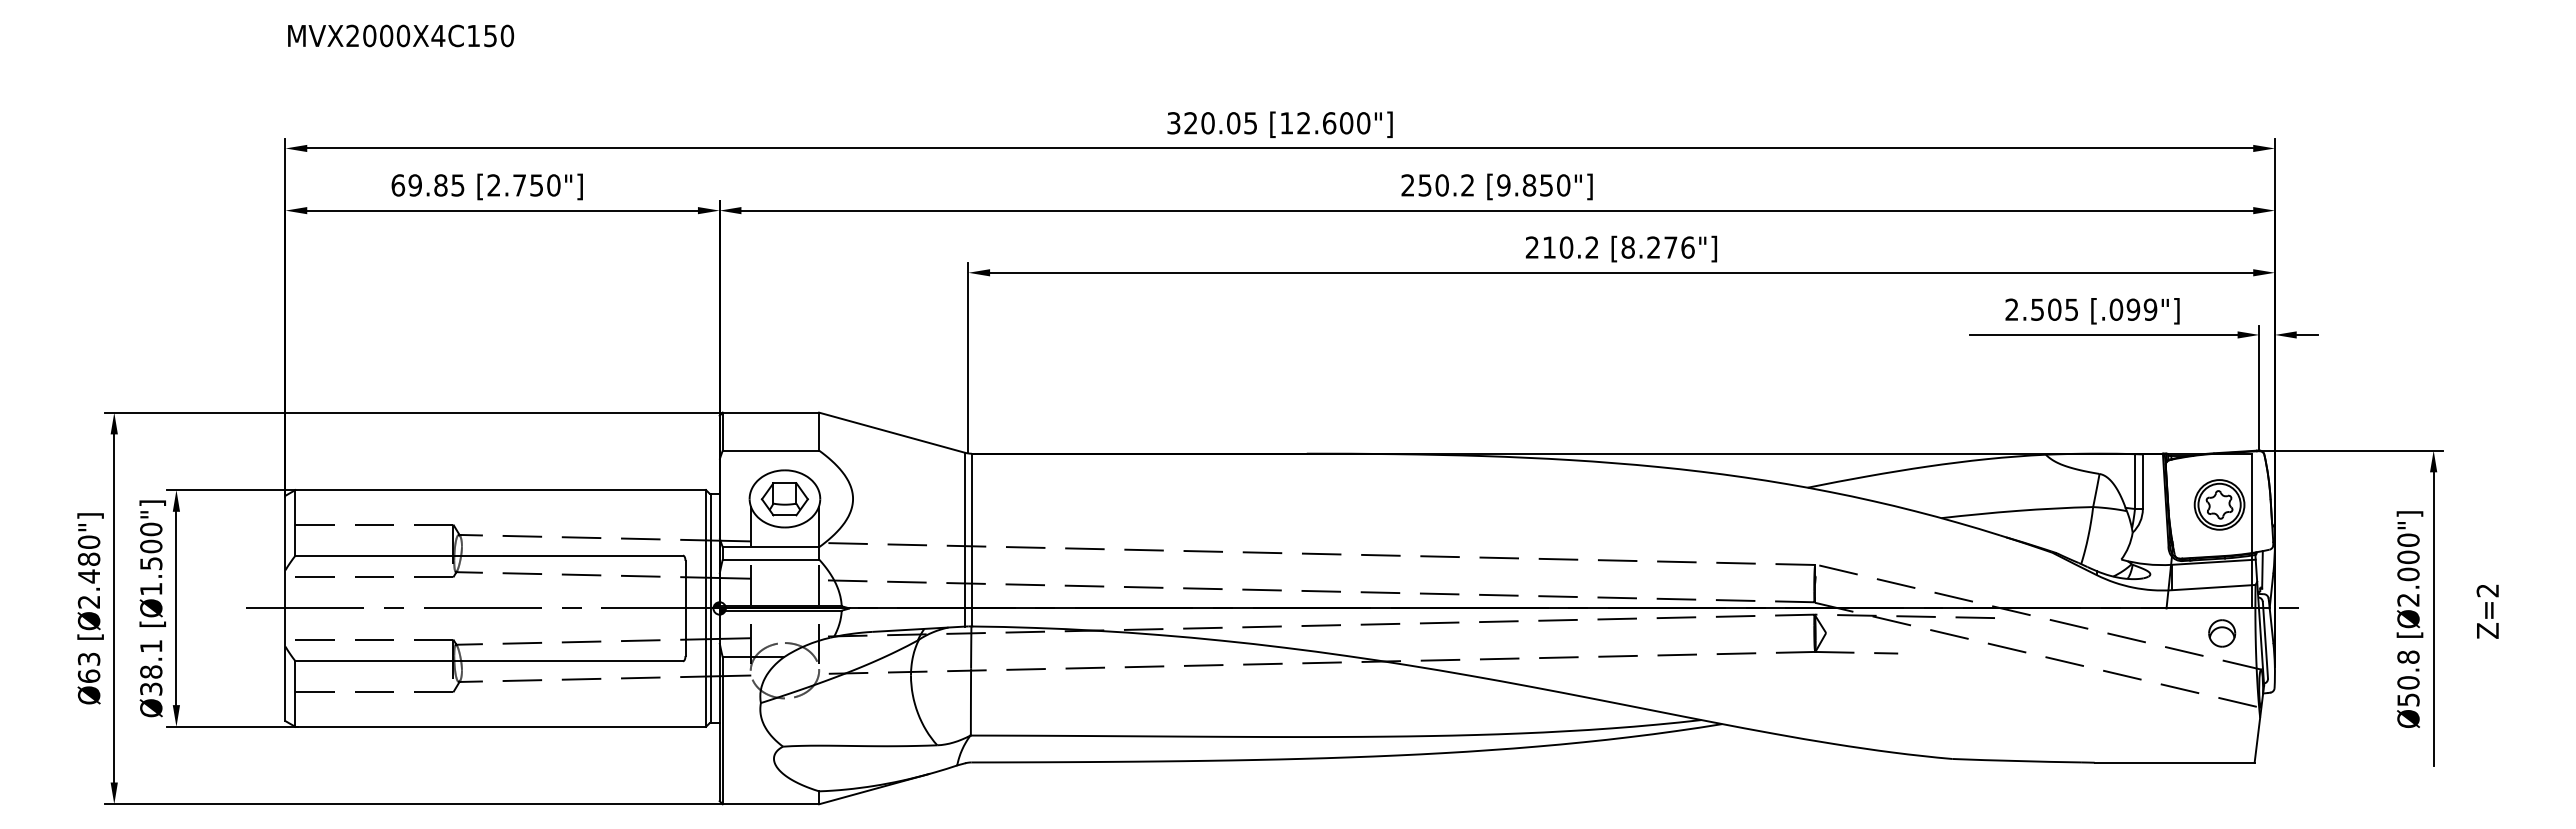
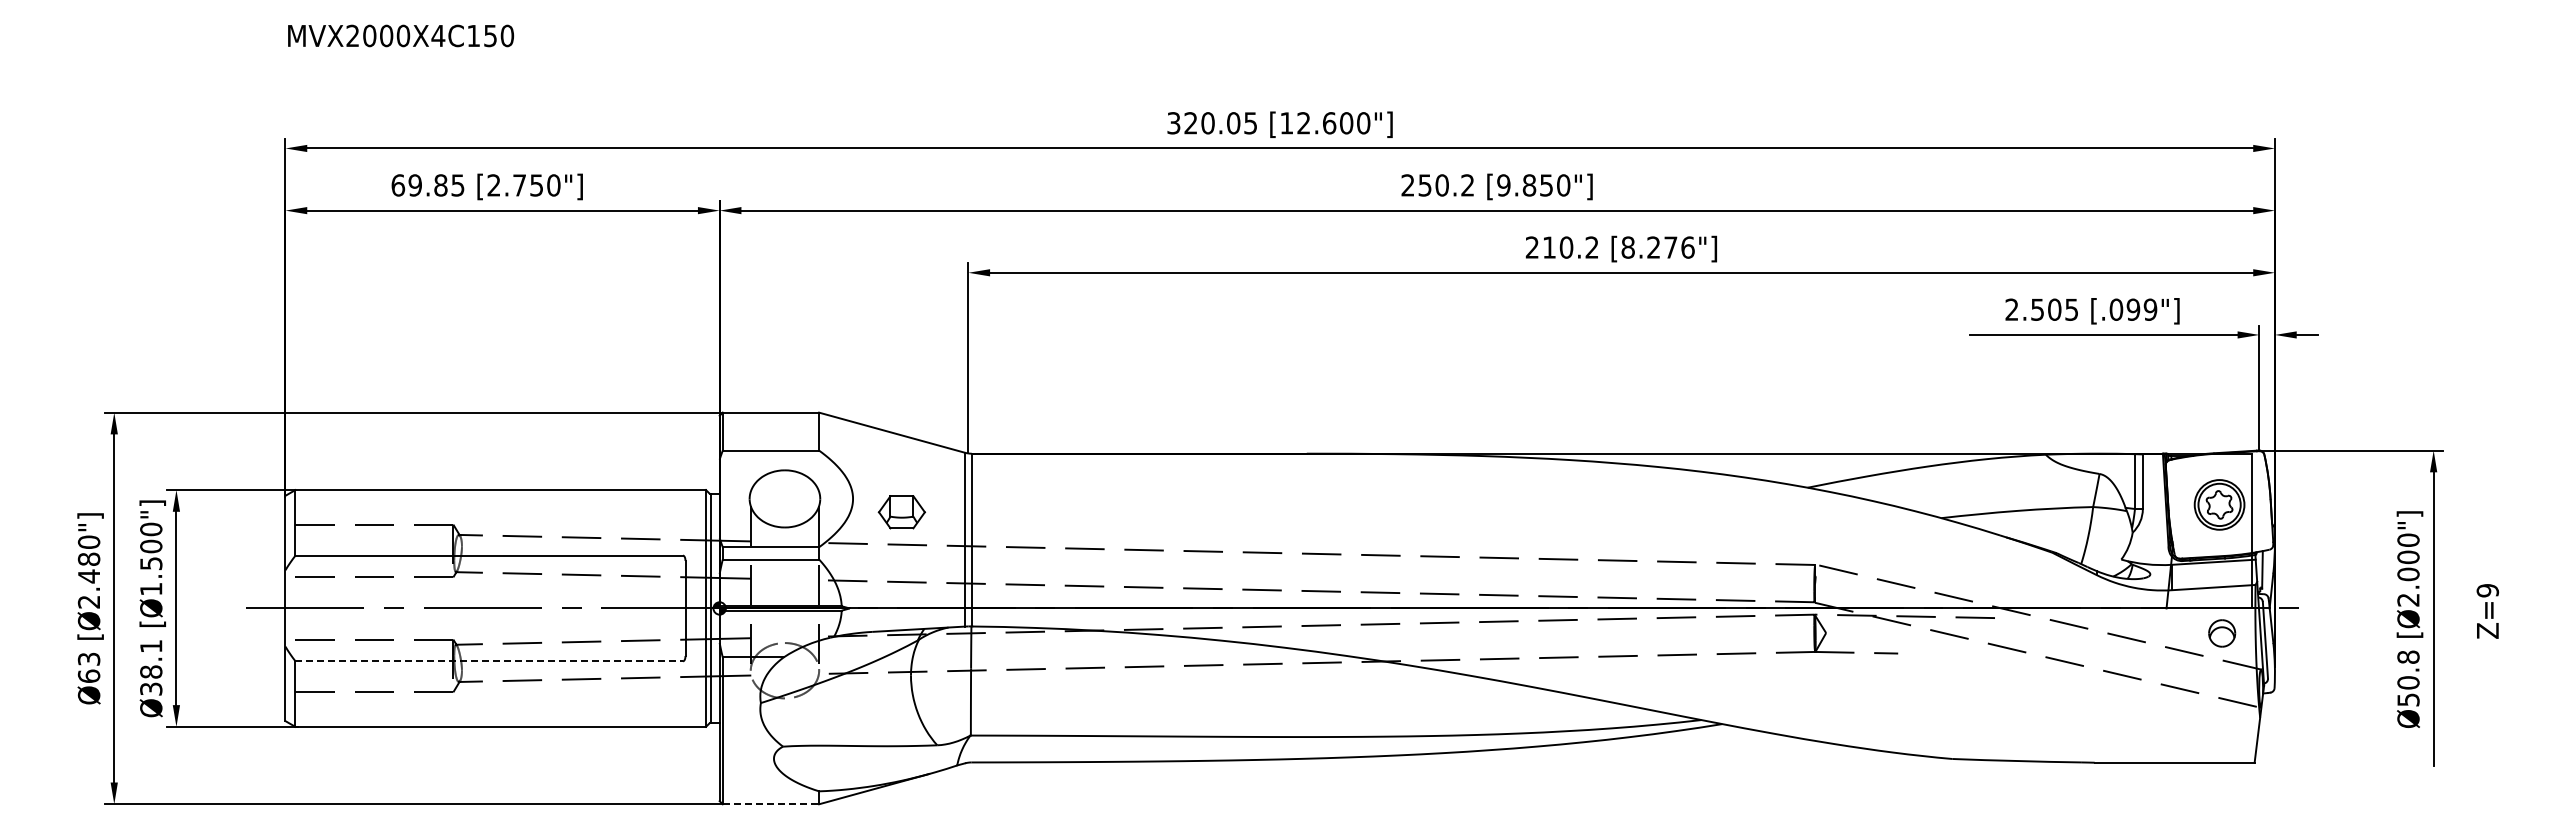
part position: (784, 499) -> (901, 512) (901, 512)
text: Z=2 -> Z=9 (2487, 590)
line: solid -> dashed (489, 661)
line: solid -> dashed (771, 804)
